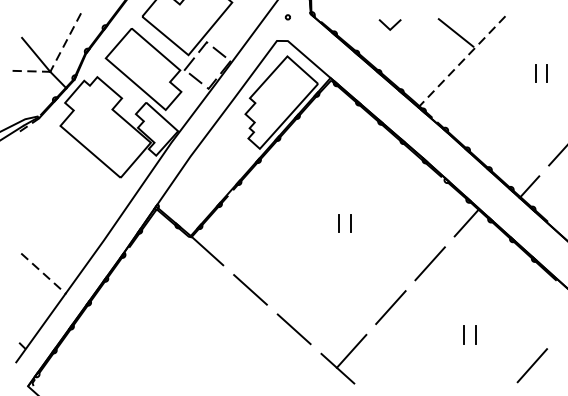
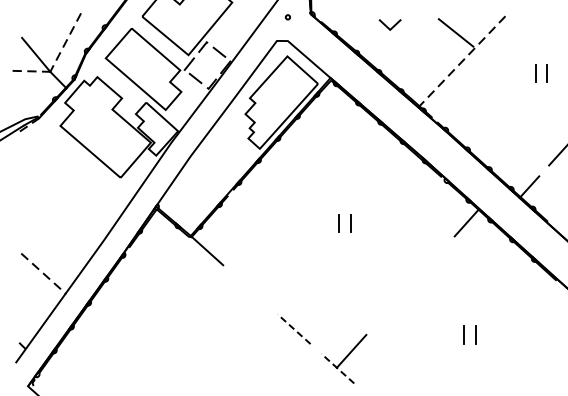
line: present -> none (429, 263)
line: present -> none (250, 289)
line: present -> none (390, 307)
line: solid -> dashed (293, 328)
line: present -> none (532, 365)
line: solid -> dashed (337, 368)
